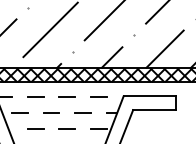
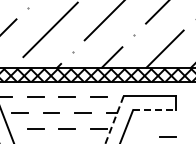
line: solid -> dashed (155, 110)
line: solid -> dashed (114, 120)
line: none -> present (167, 136)
